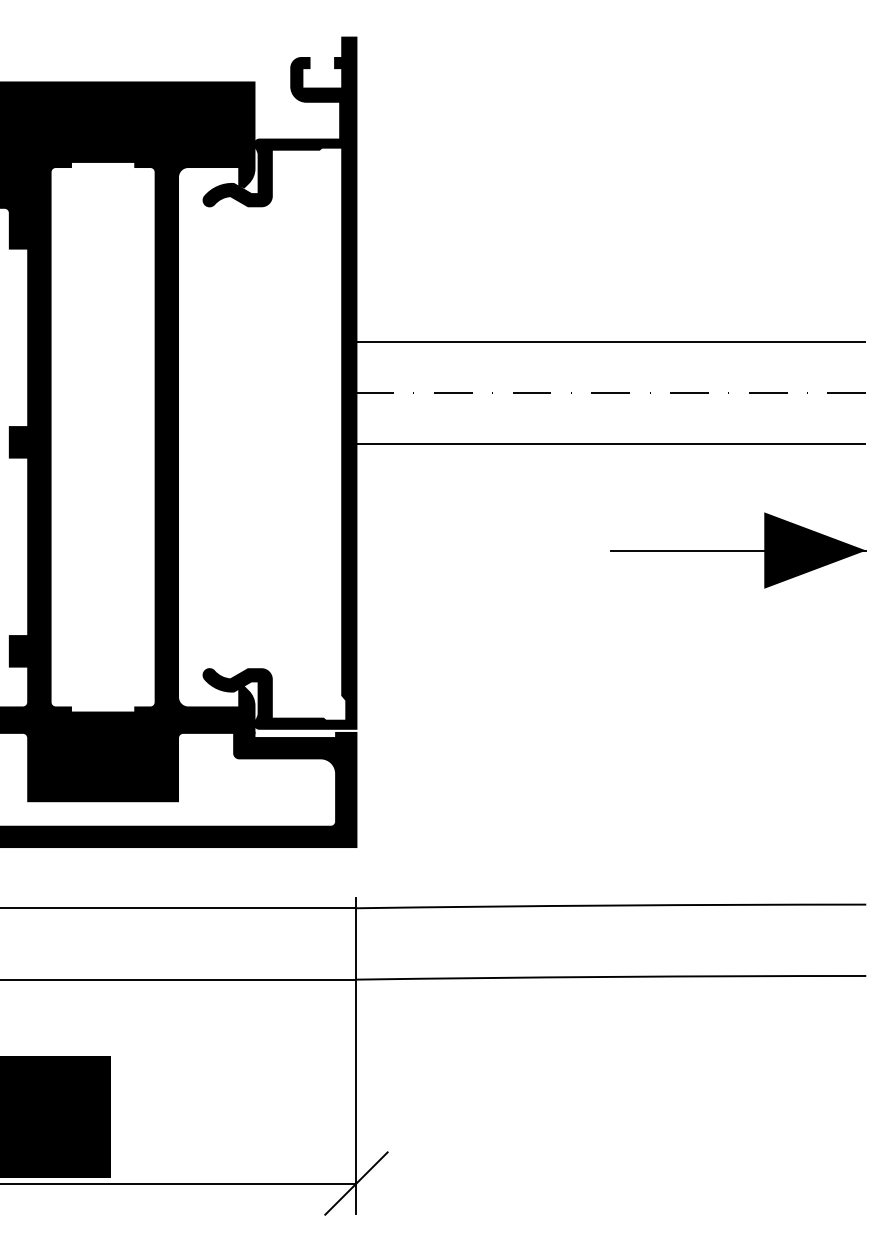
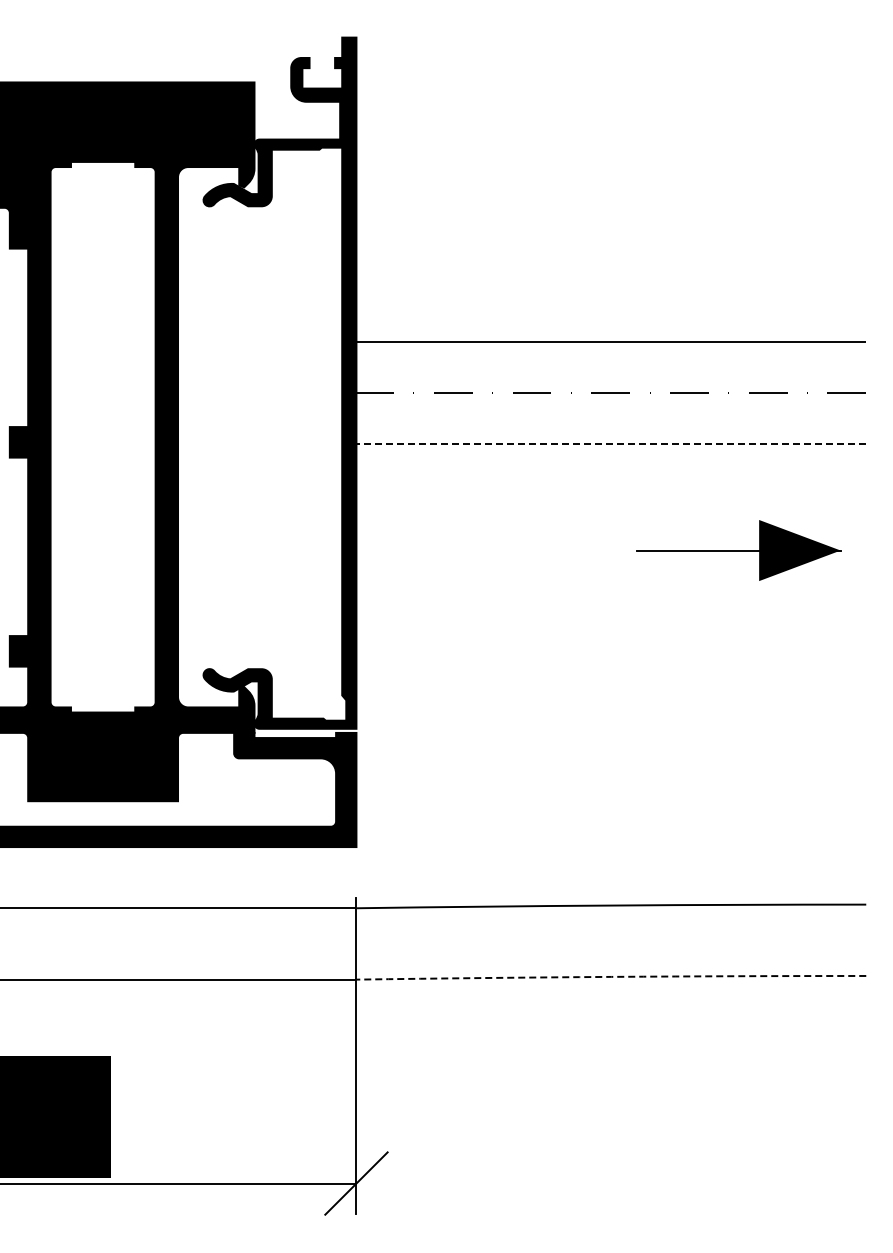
line: solid -> dashed (611, 444)
part size: 257x77 px -> 206x61 px (738, 550)
arc: solid -> dashed (611, 976)
